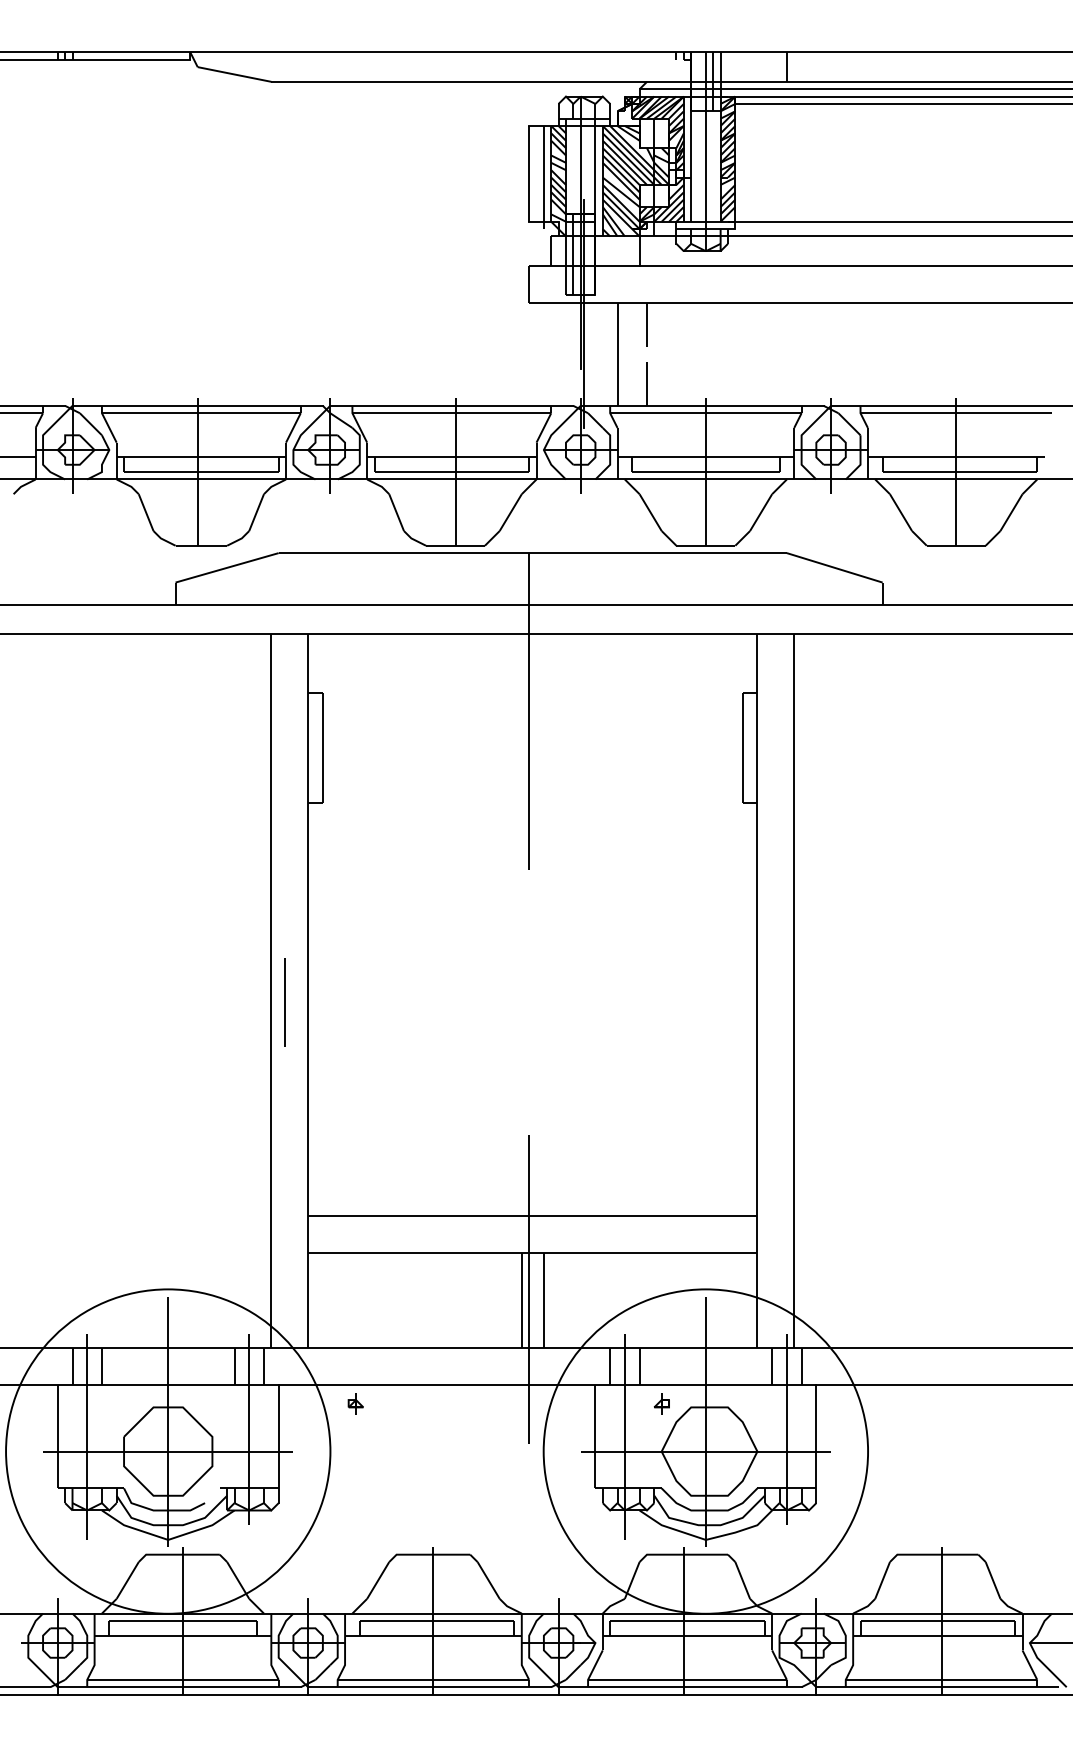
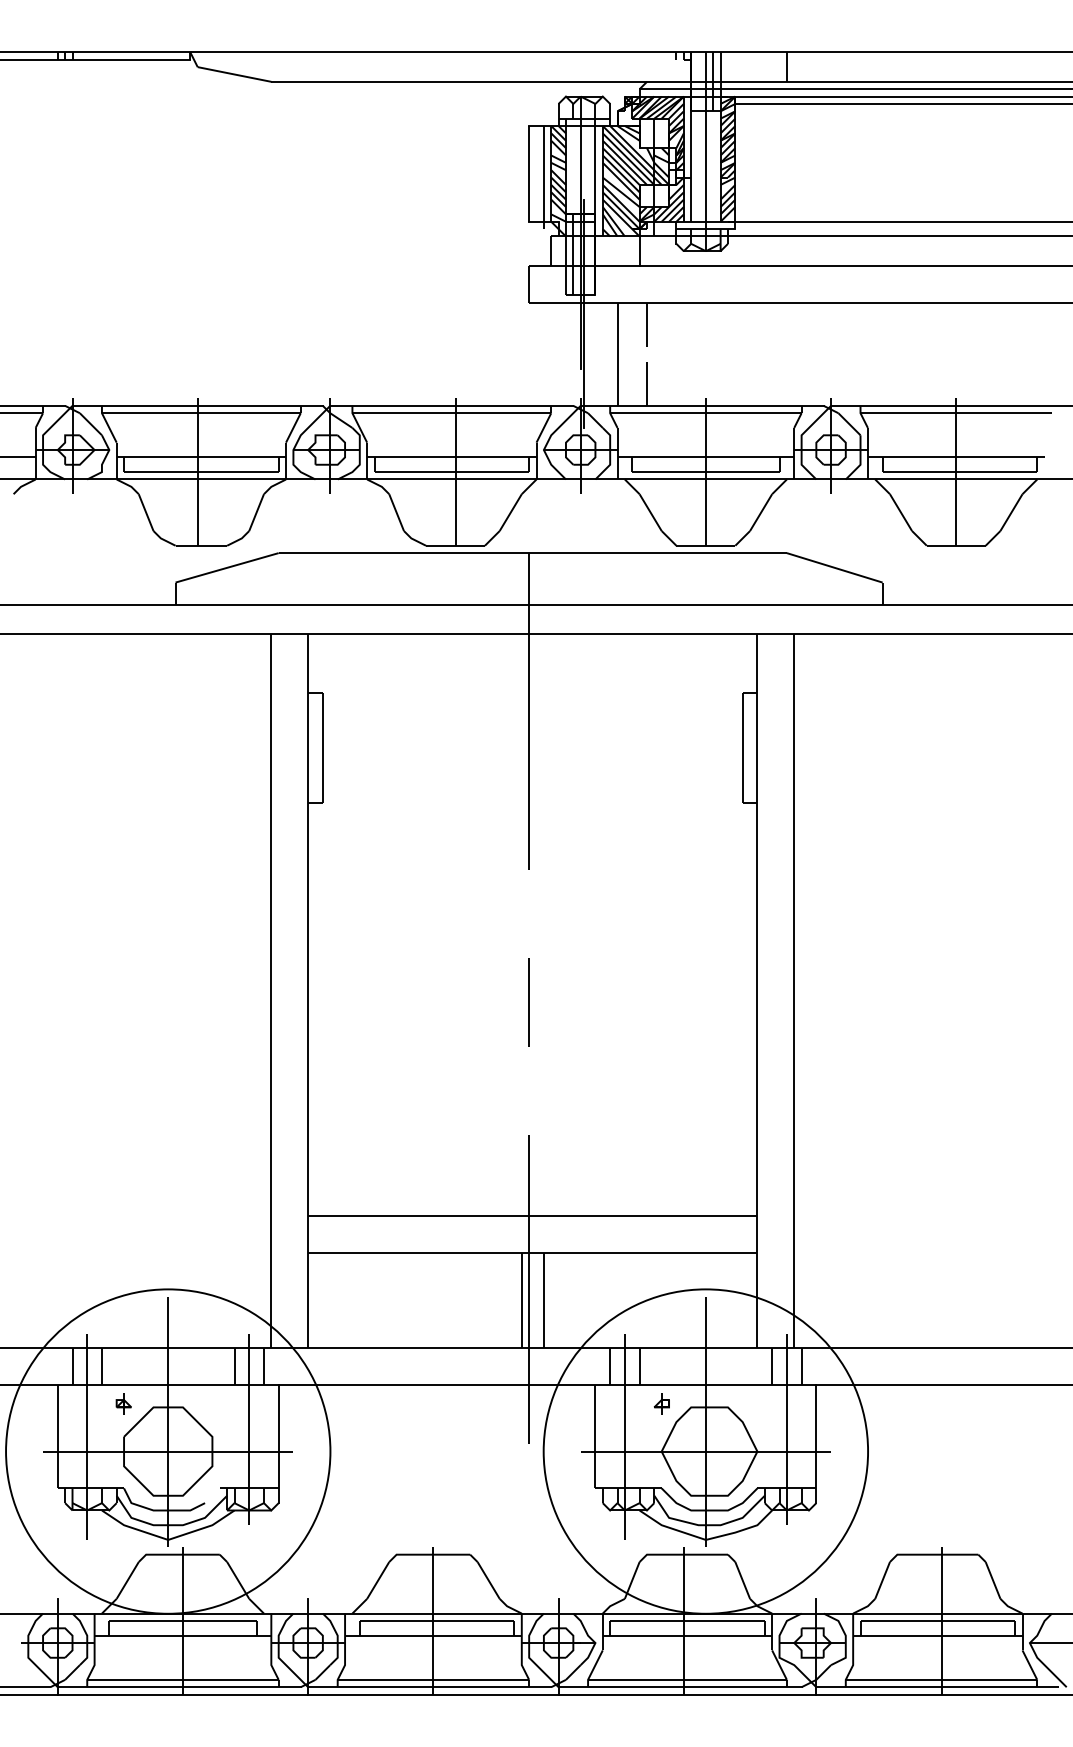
line position: (284, 1002) -> (528, 1002) (528, 1002)
part position: (355, 1403) -> (123, 1403) (123, 1403)
